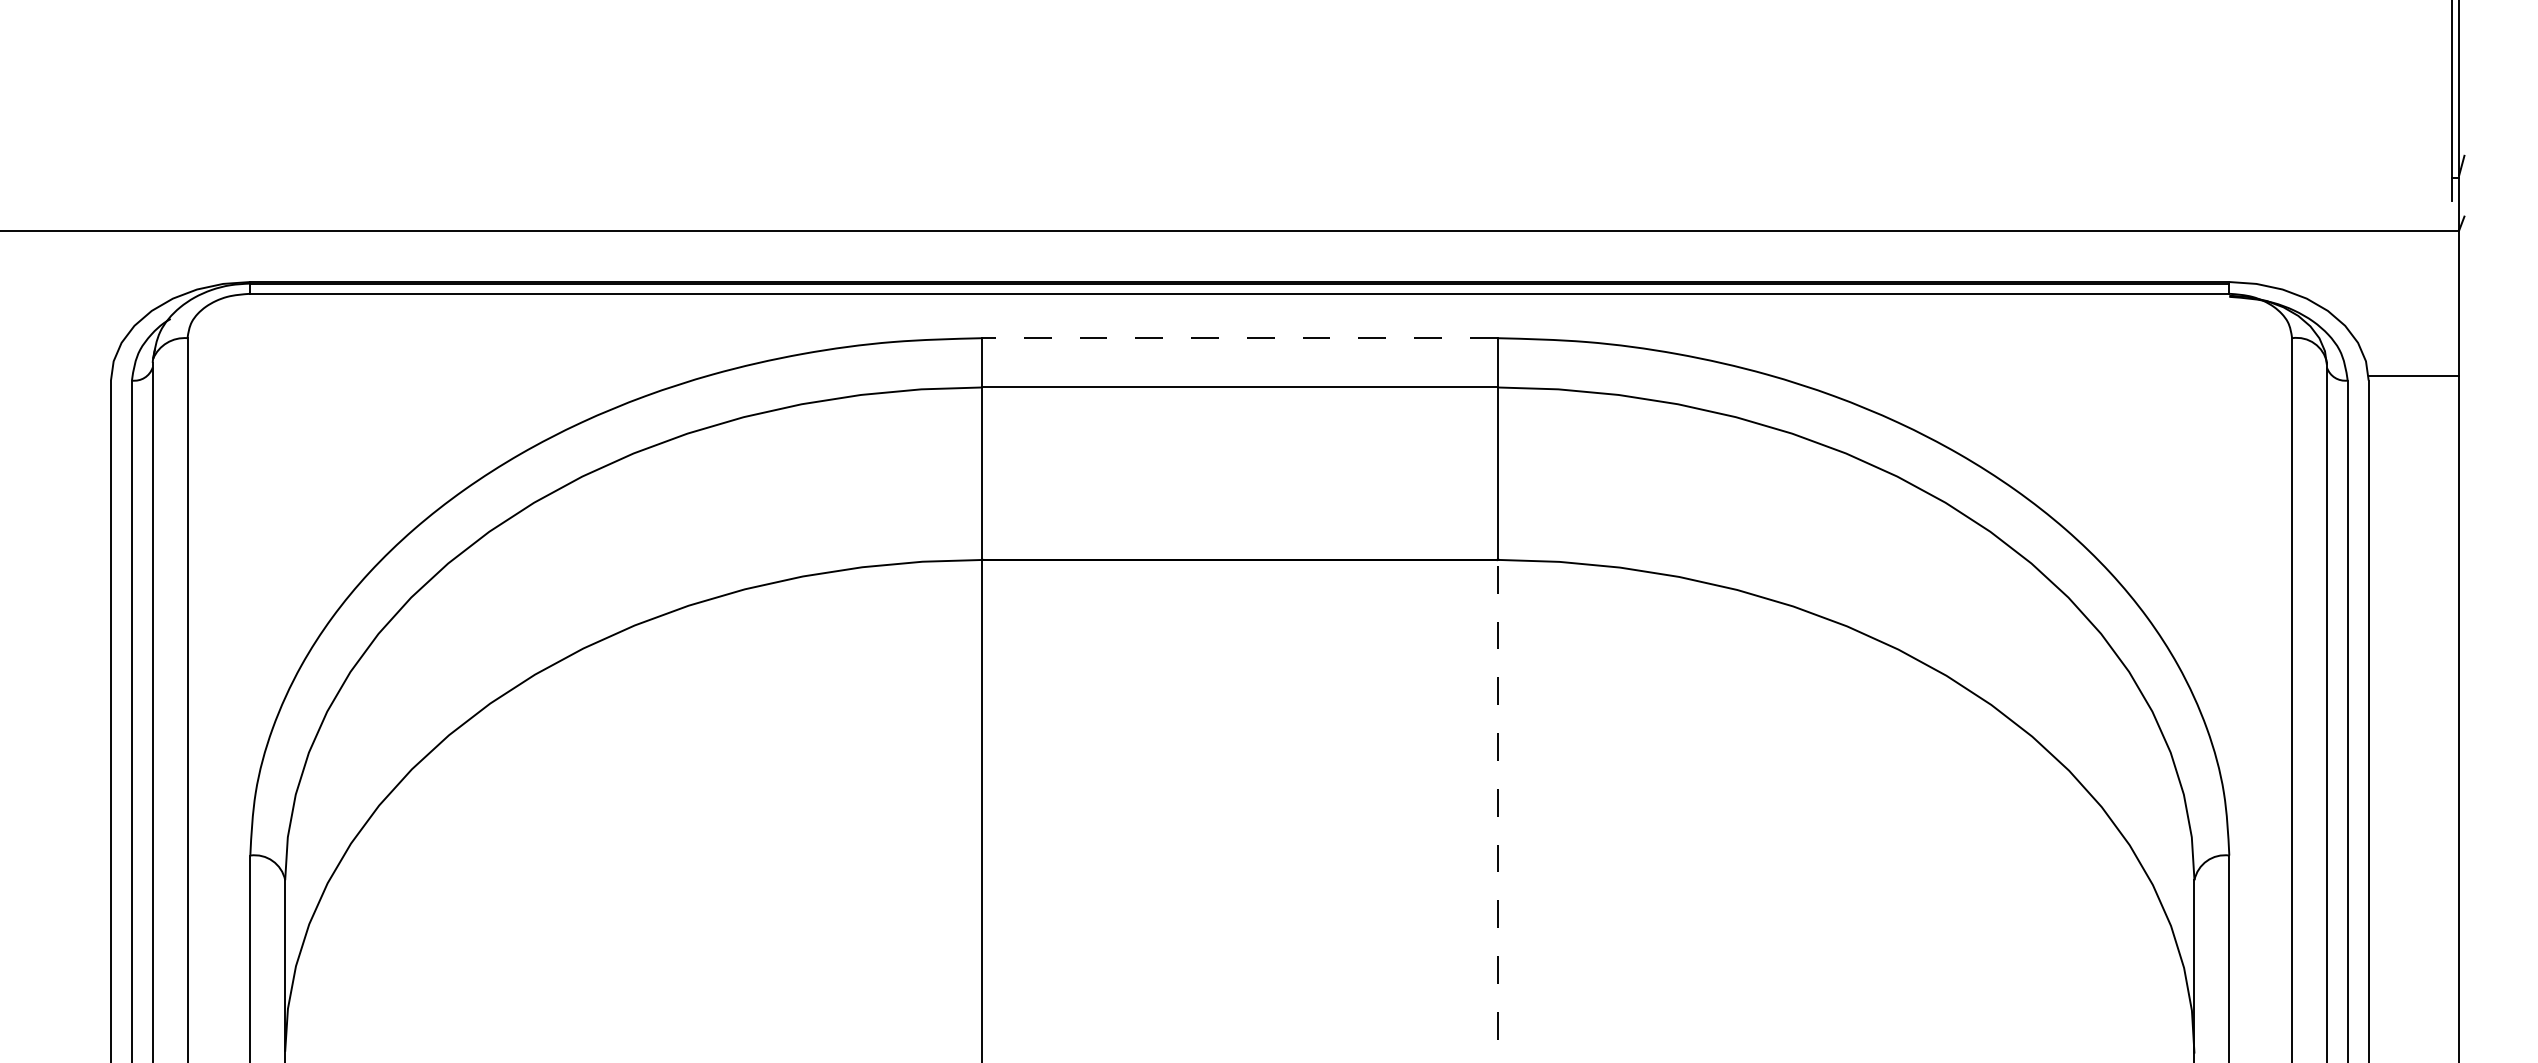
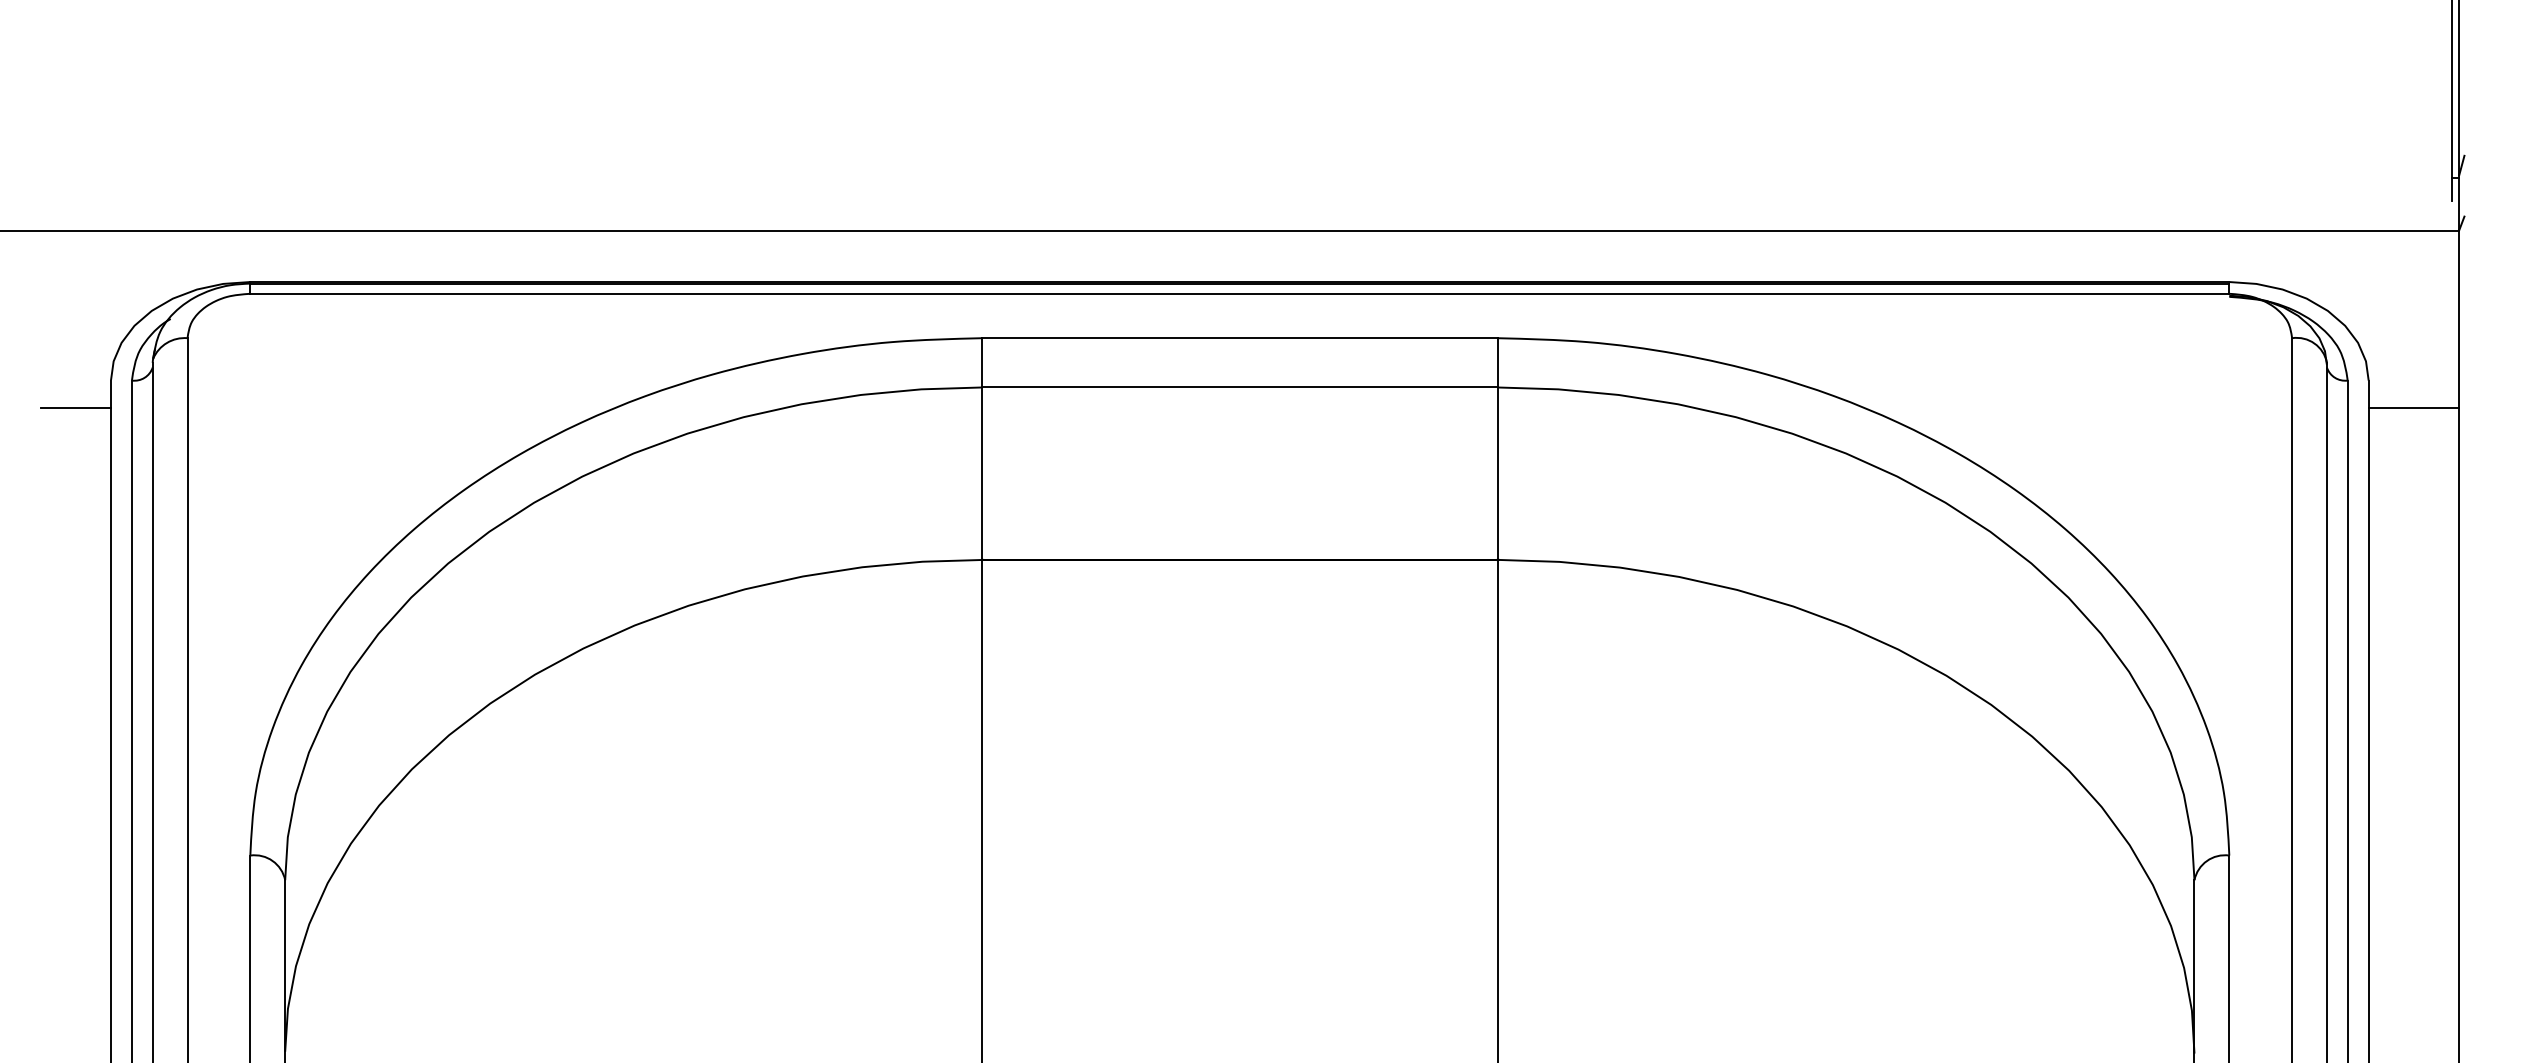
line: dashed -> solid (1239, 338)
line position: (2413, 376) -> (2413, 408) (2413, 408)
line: none -> present (75, 408)
line: dashed -> solid (1497, 811)
